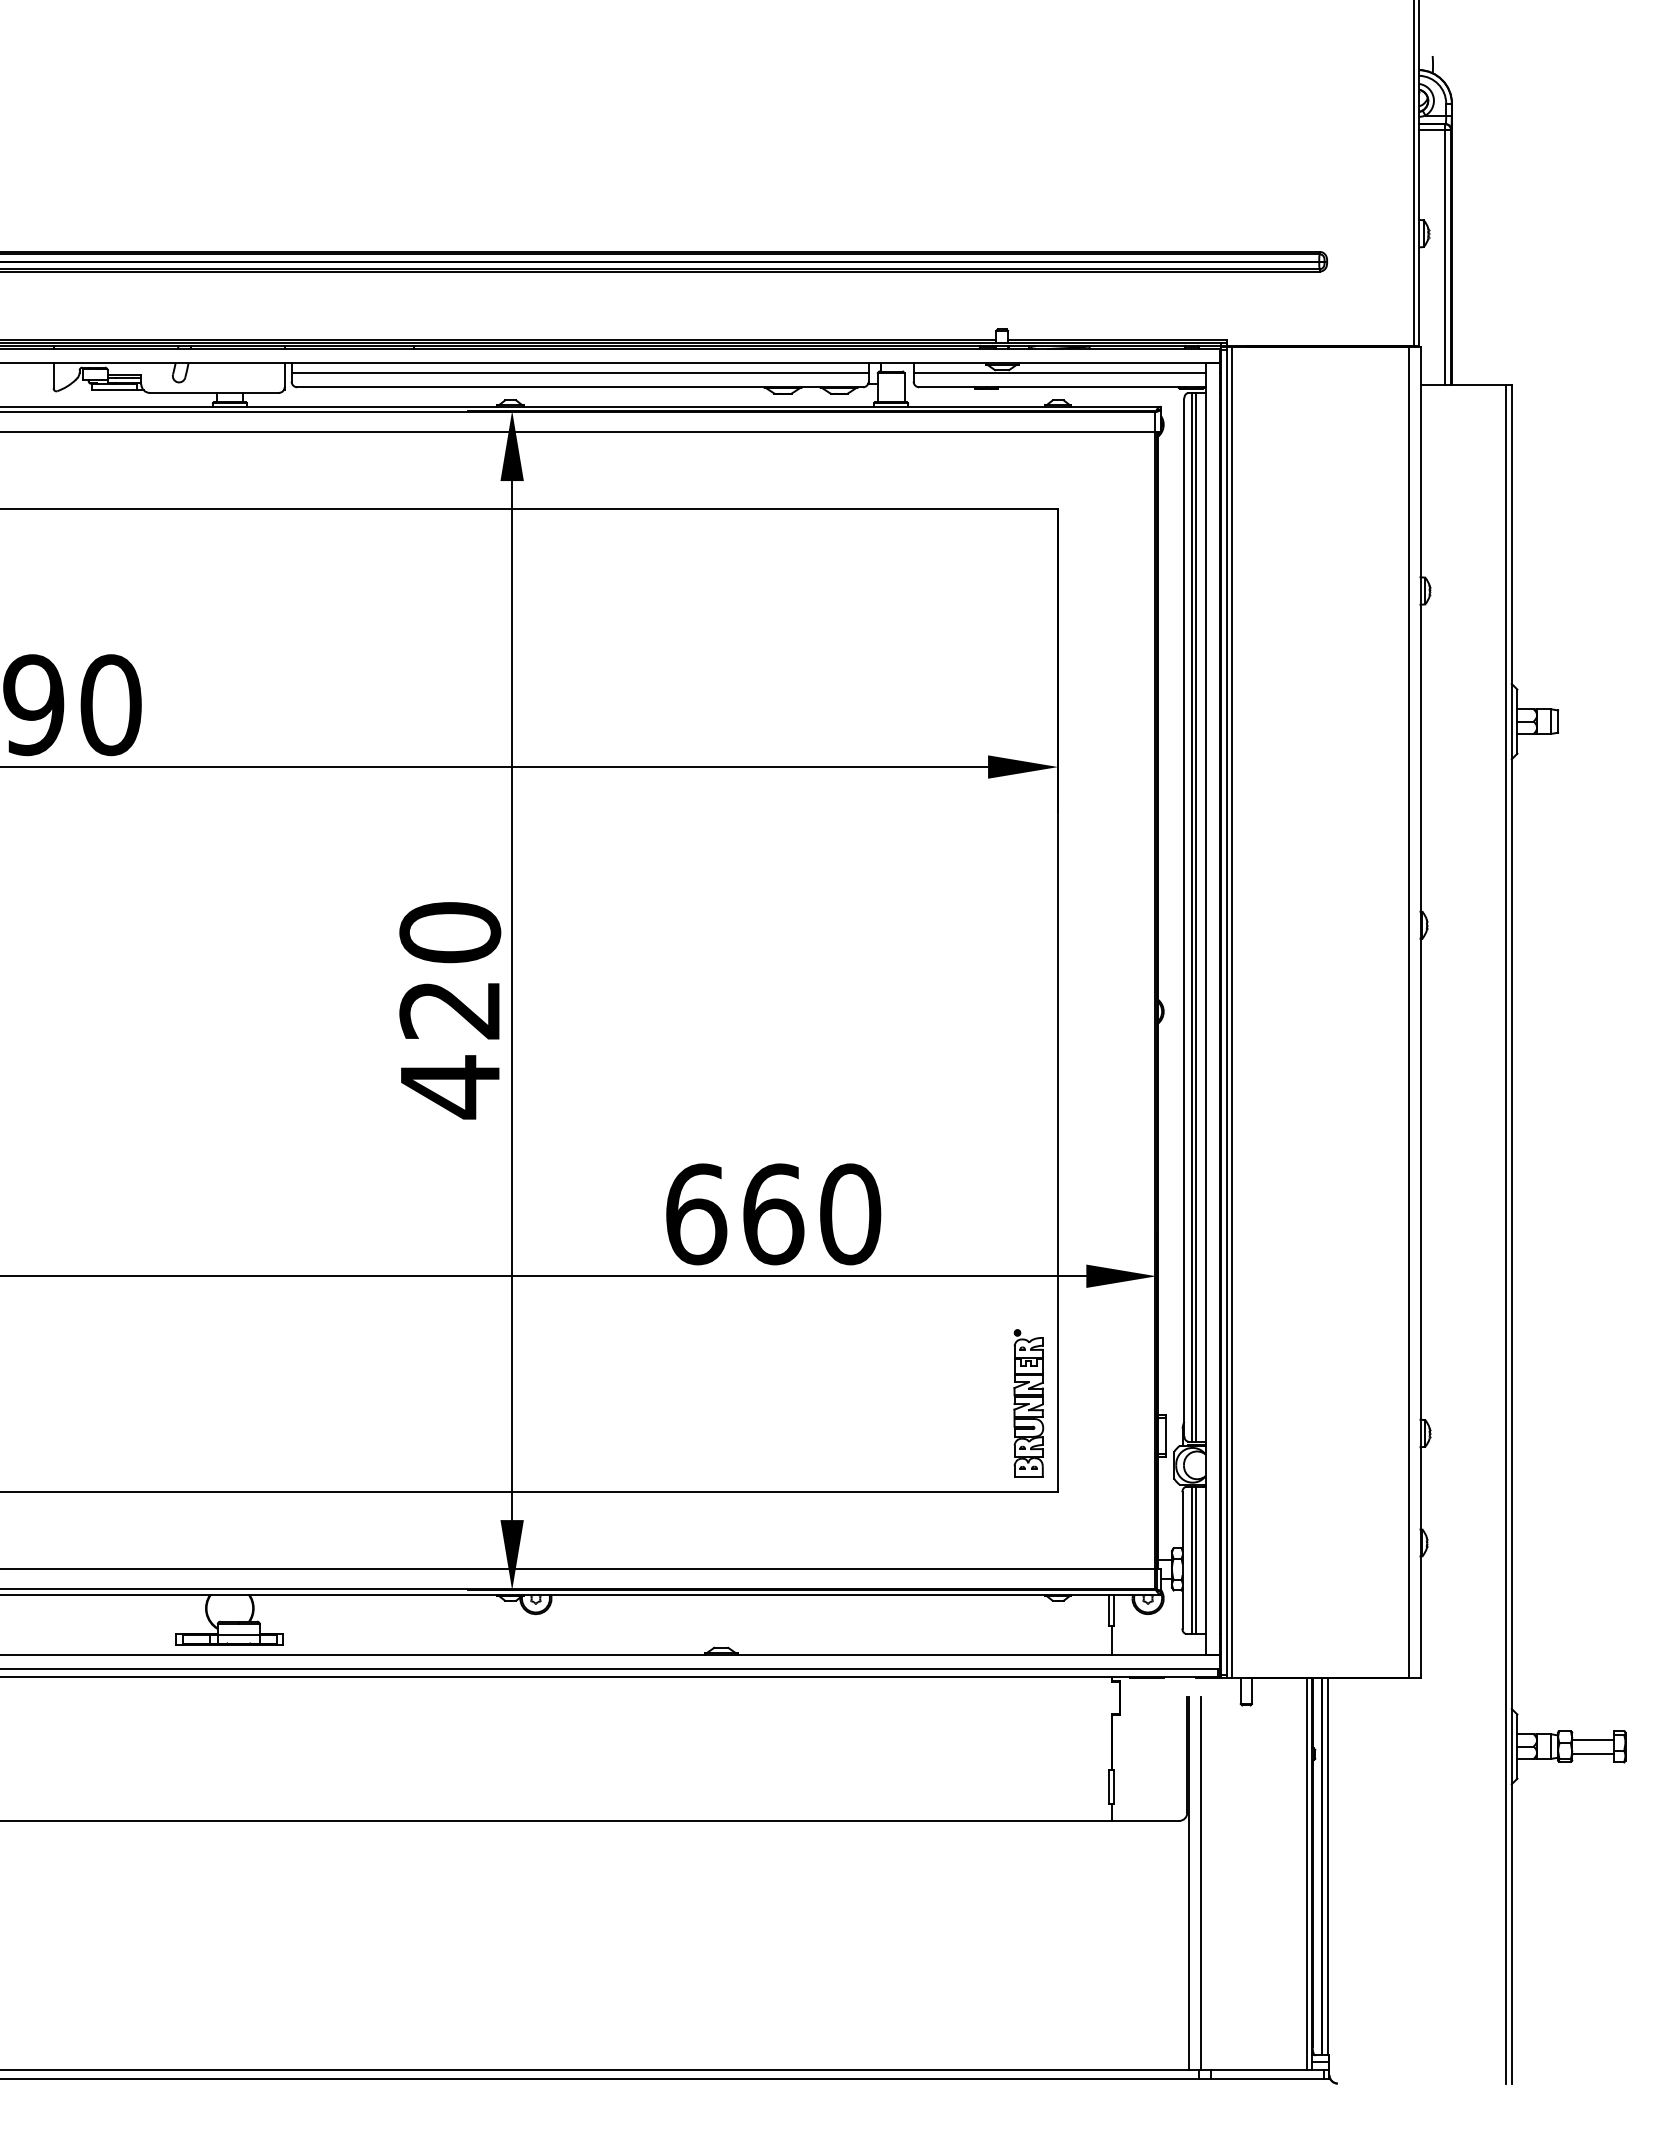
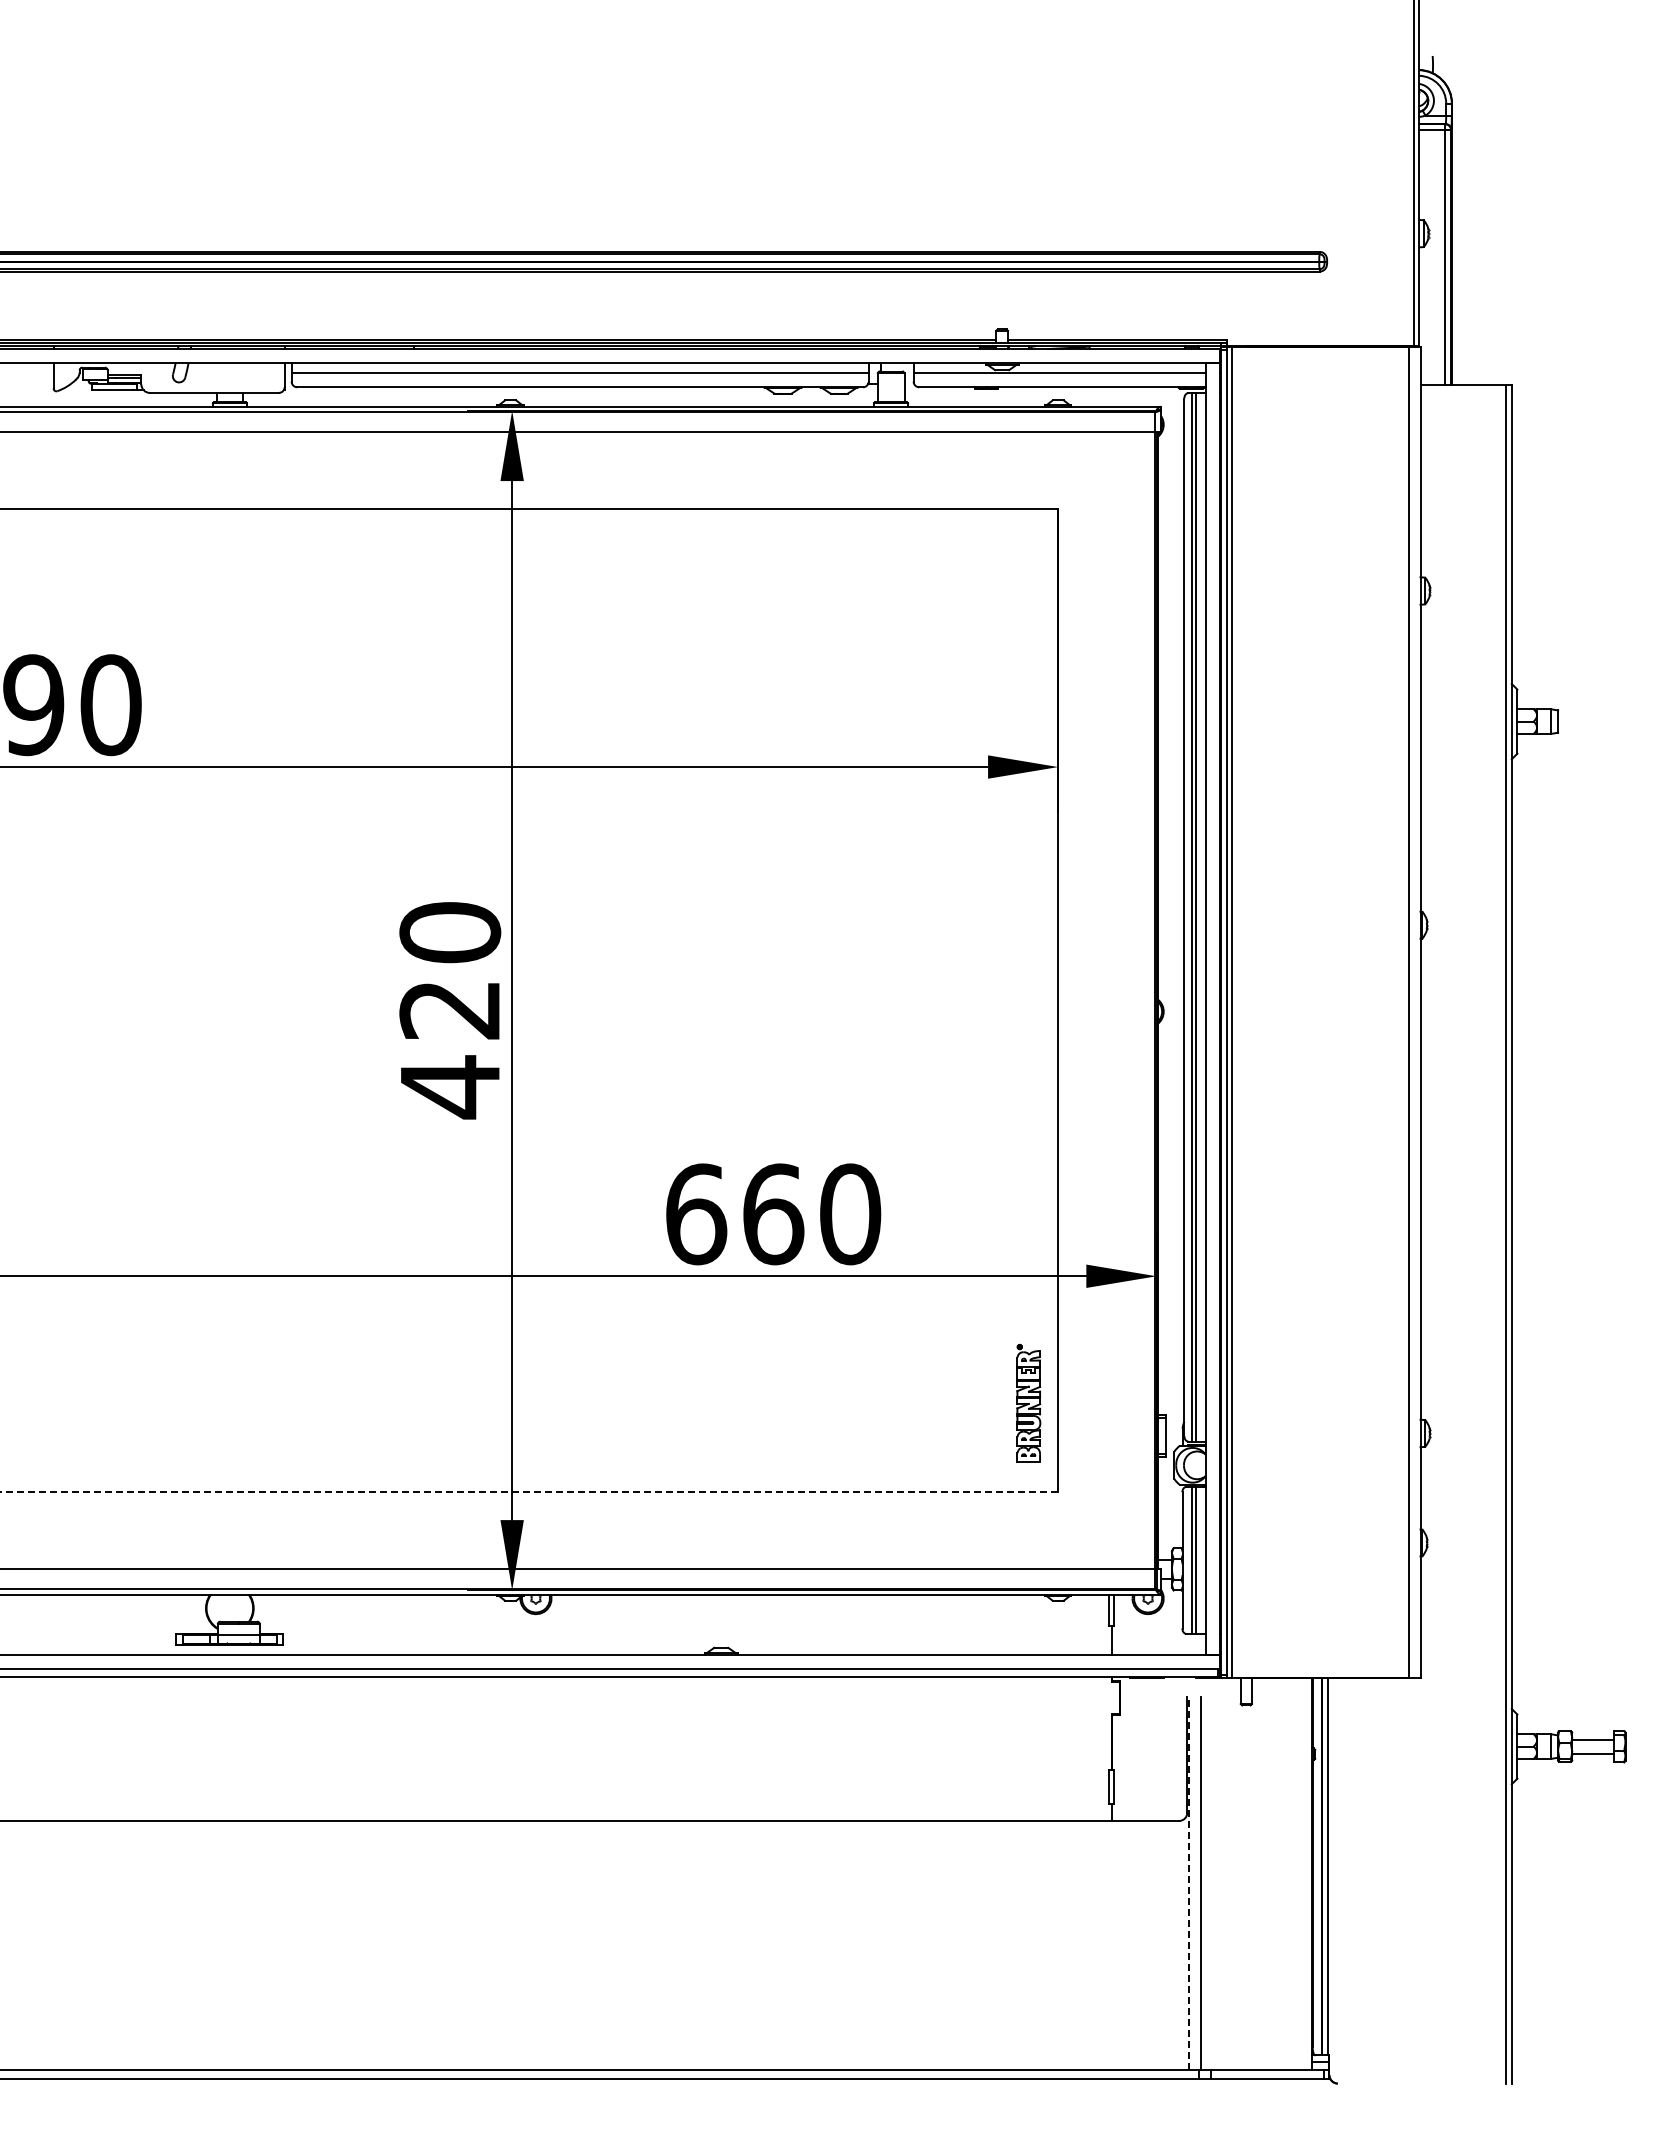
part size: 32x149 px -> 26x119 px (1028, 1403)
line: solid -> dashed (529, 1492)
line: present -> none (1307, 1873)
line: solid -> dashed (1188, 1883)
